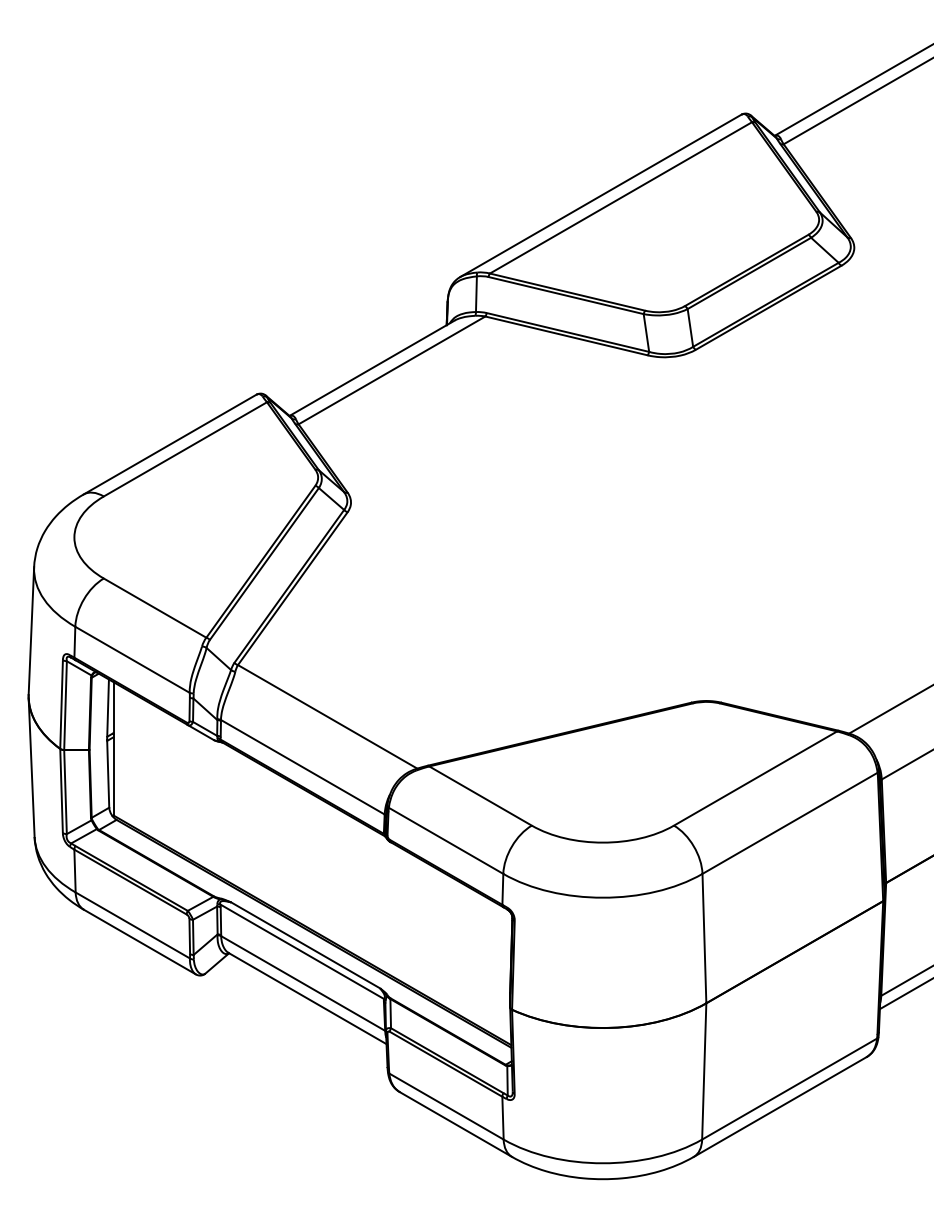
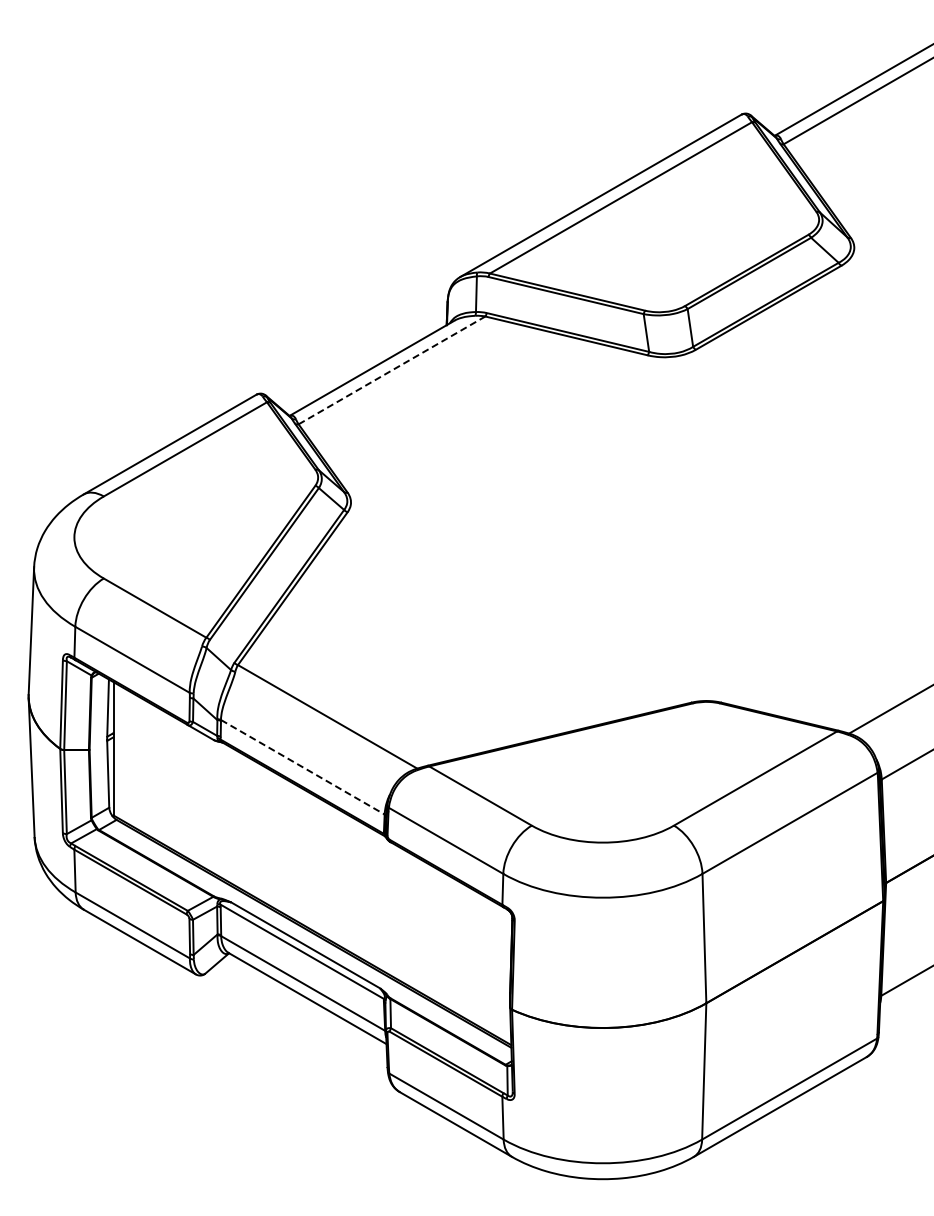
line: solid -> dashed (392, 370)
line: solid -> dashed (302, 767)
line: present -> none (904, 994)
